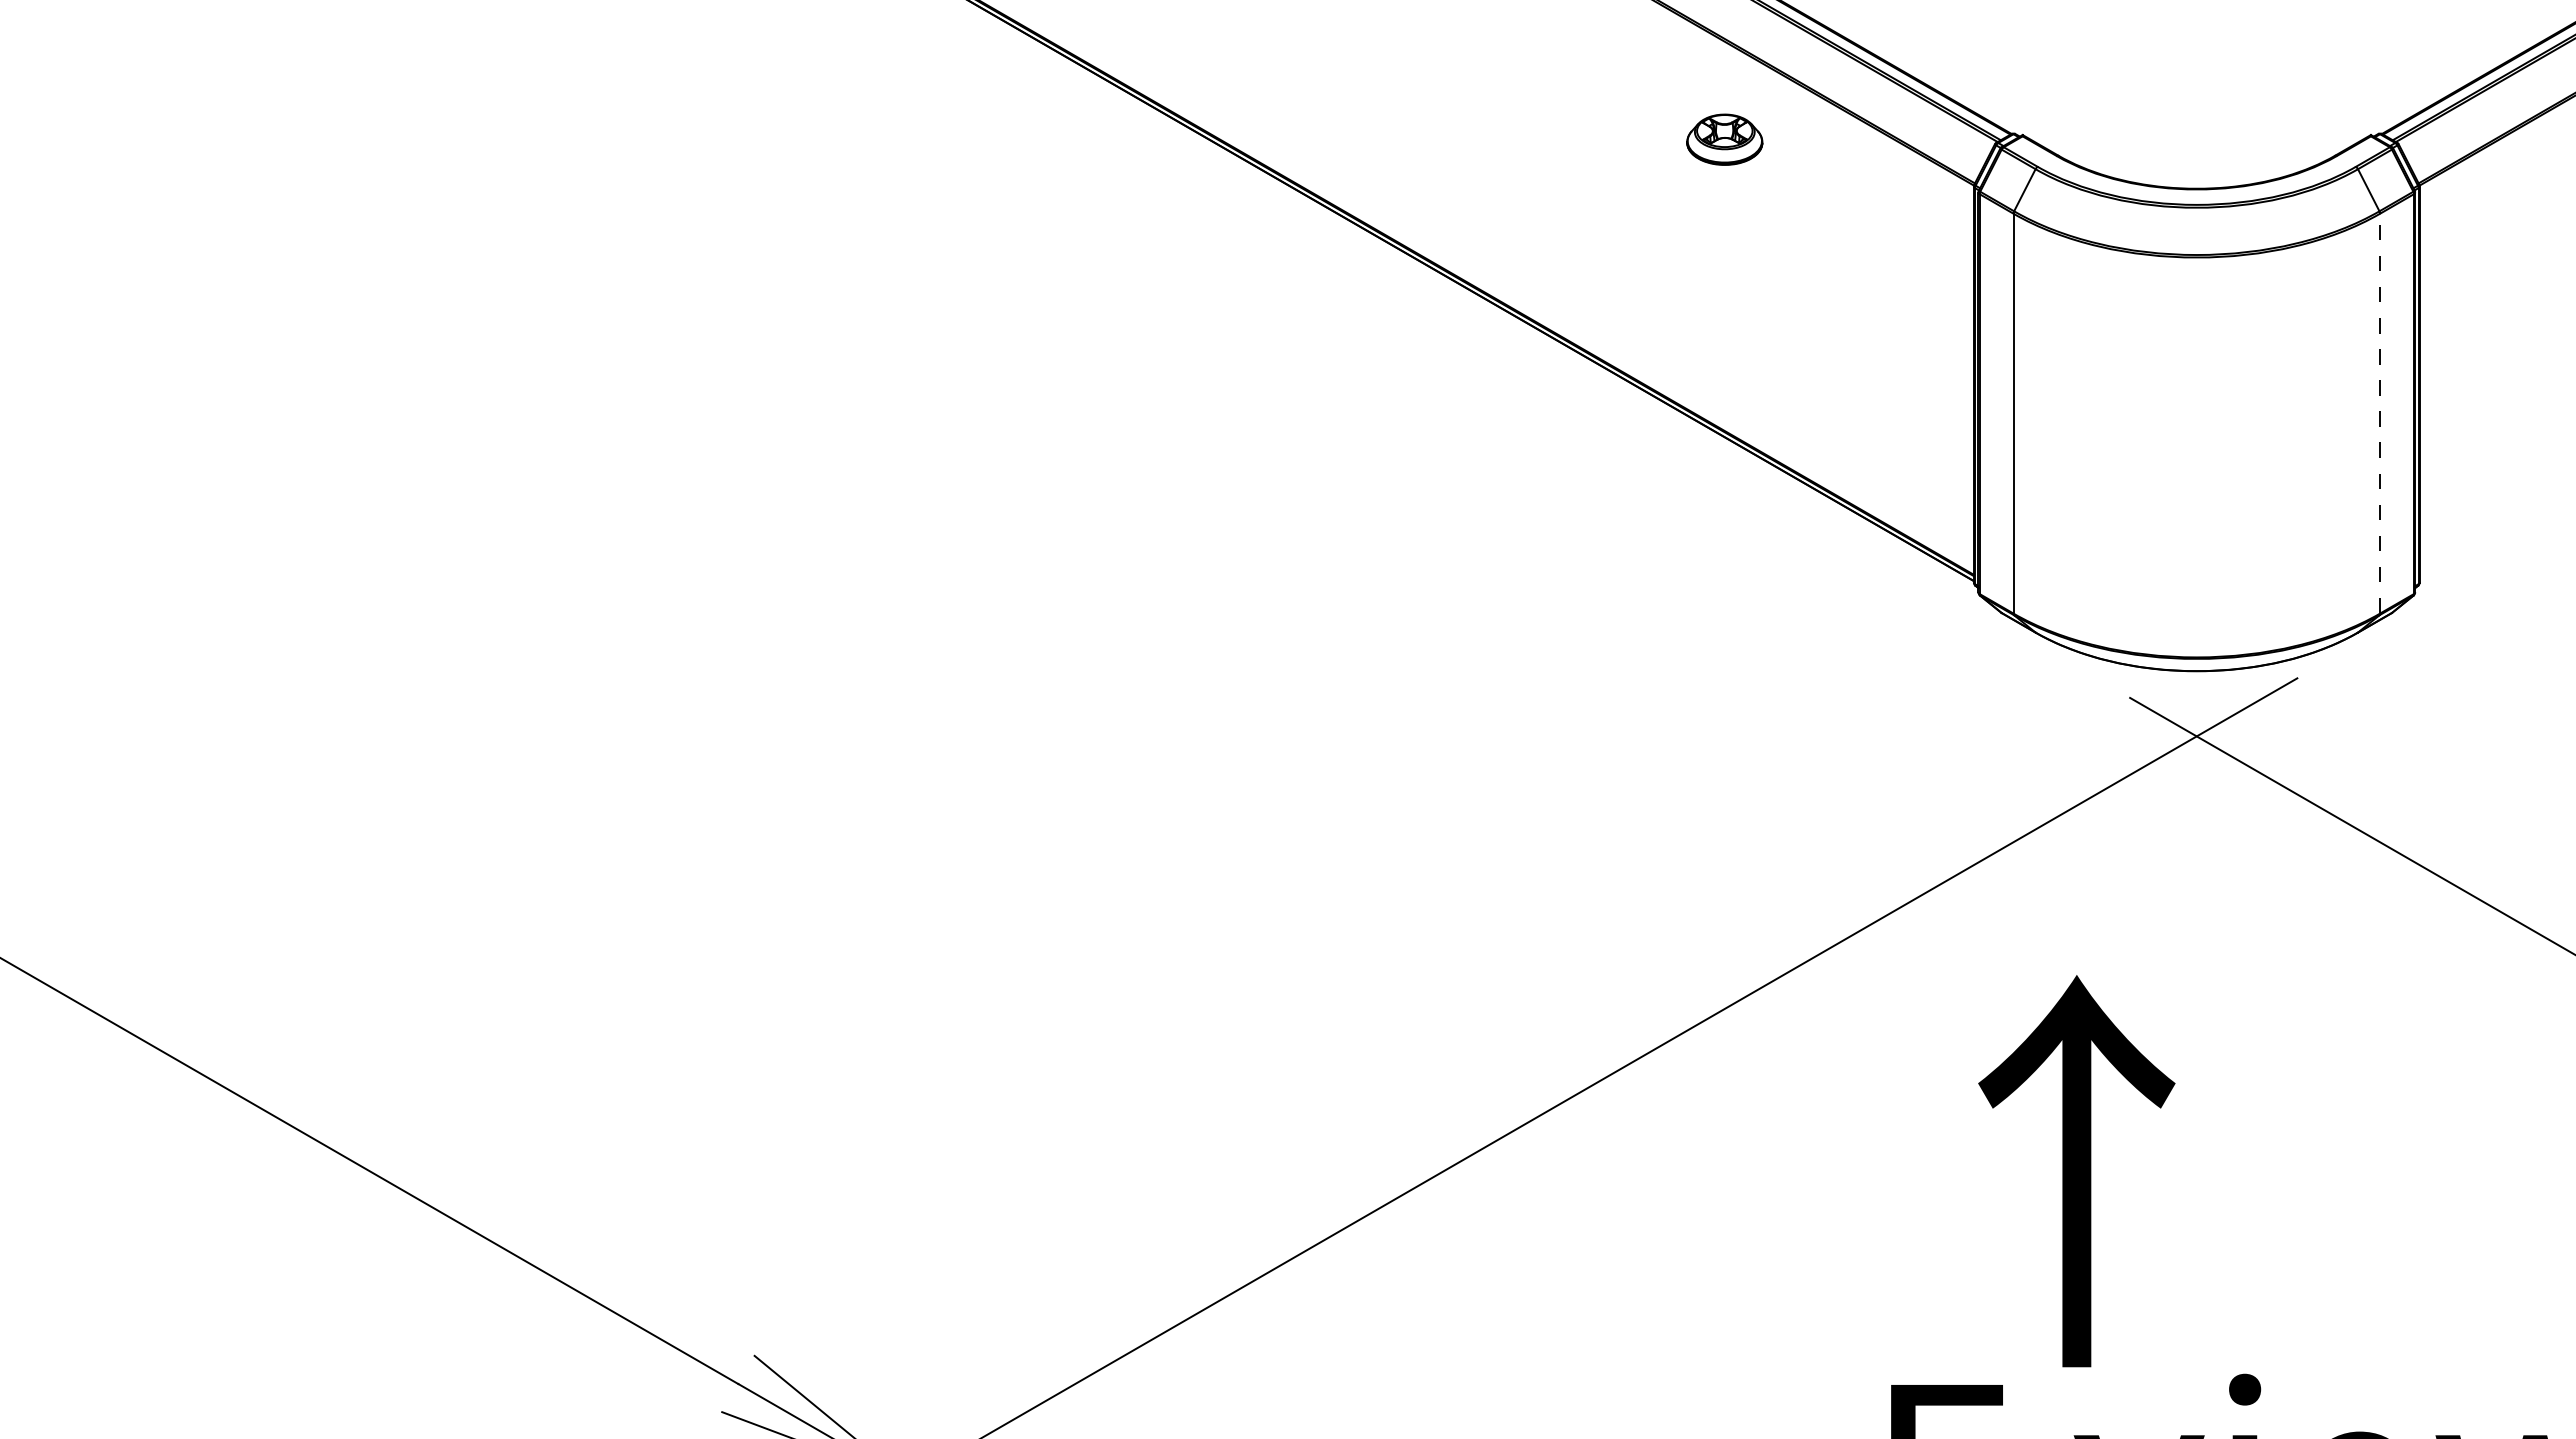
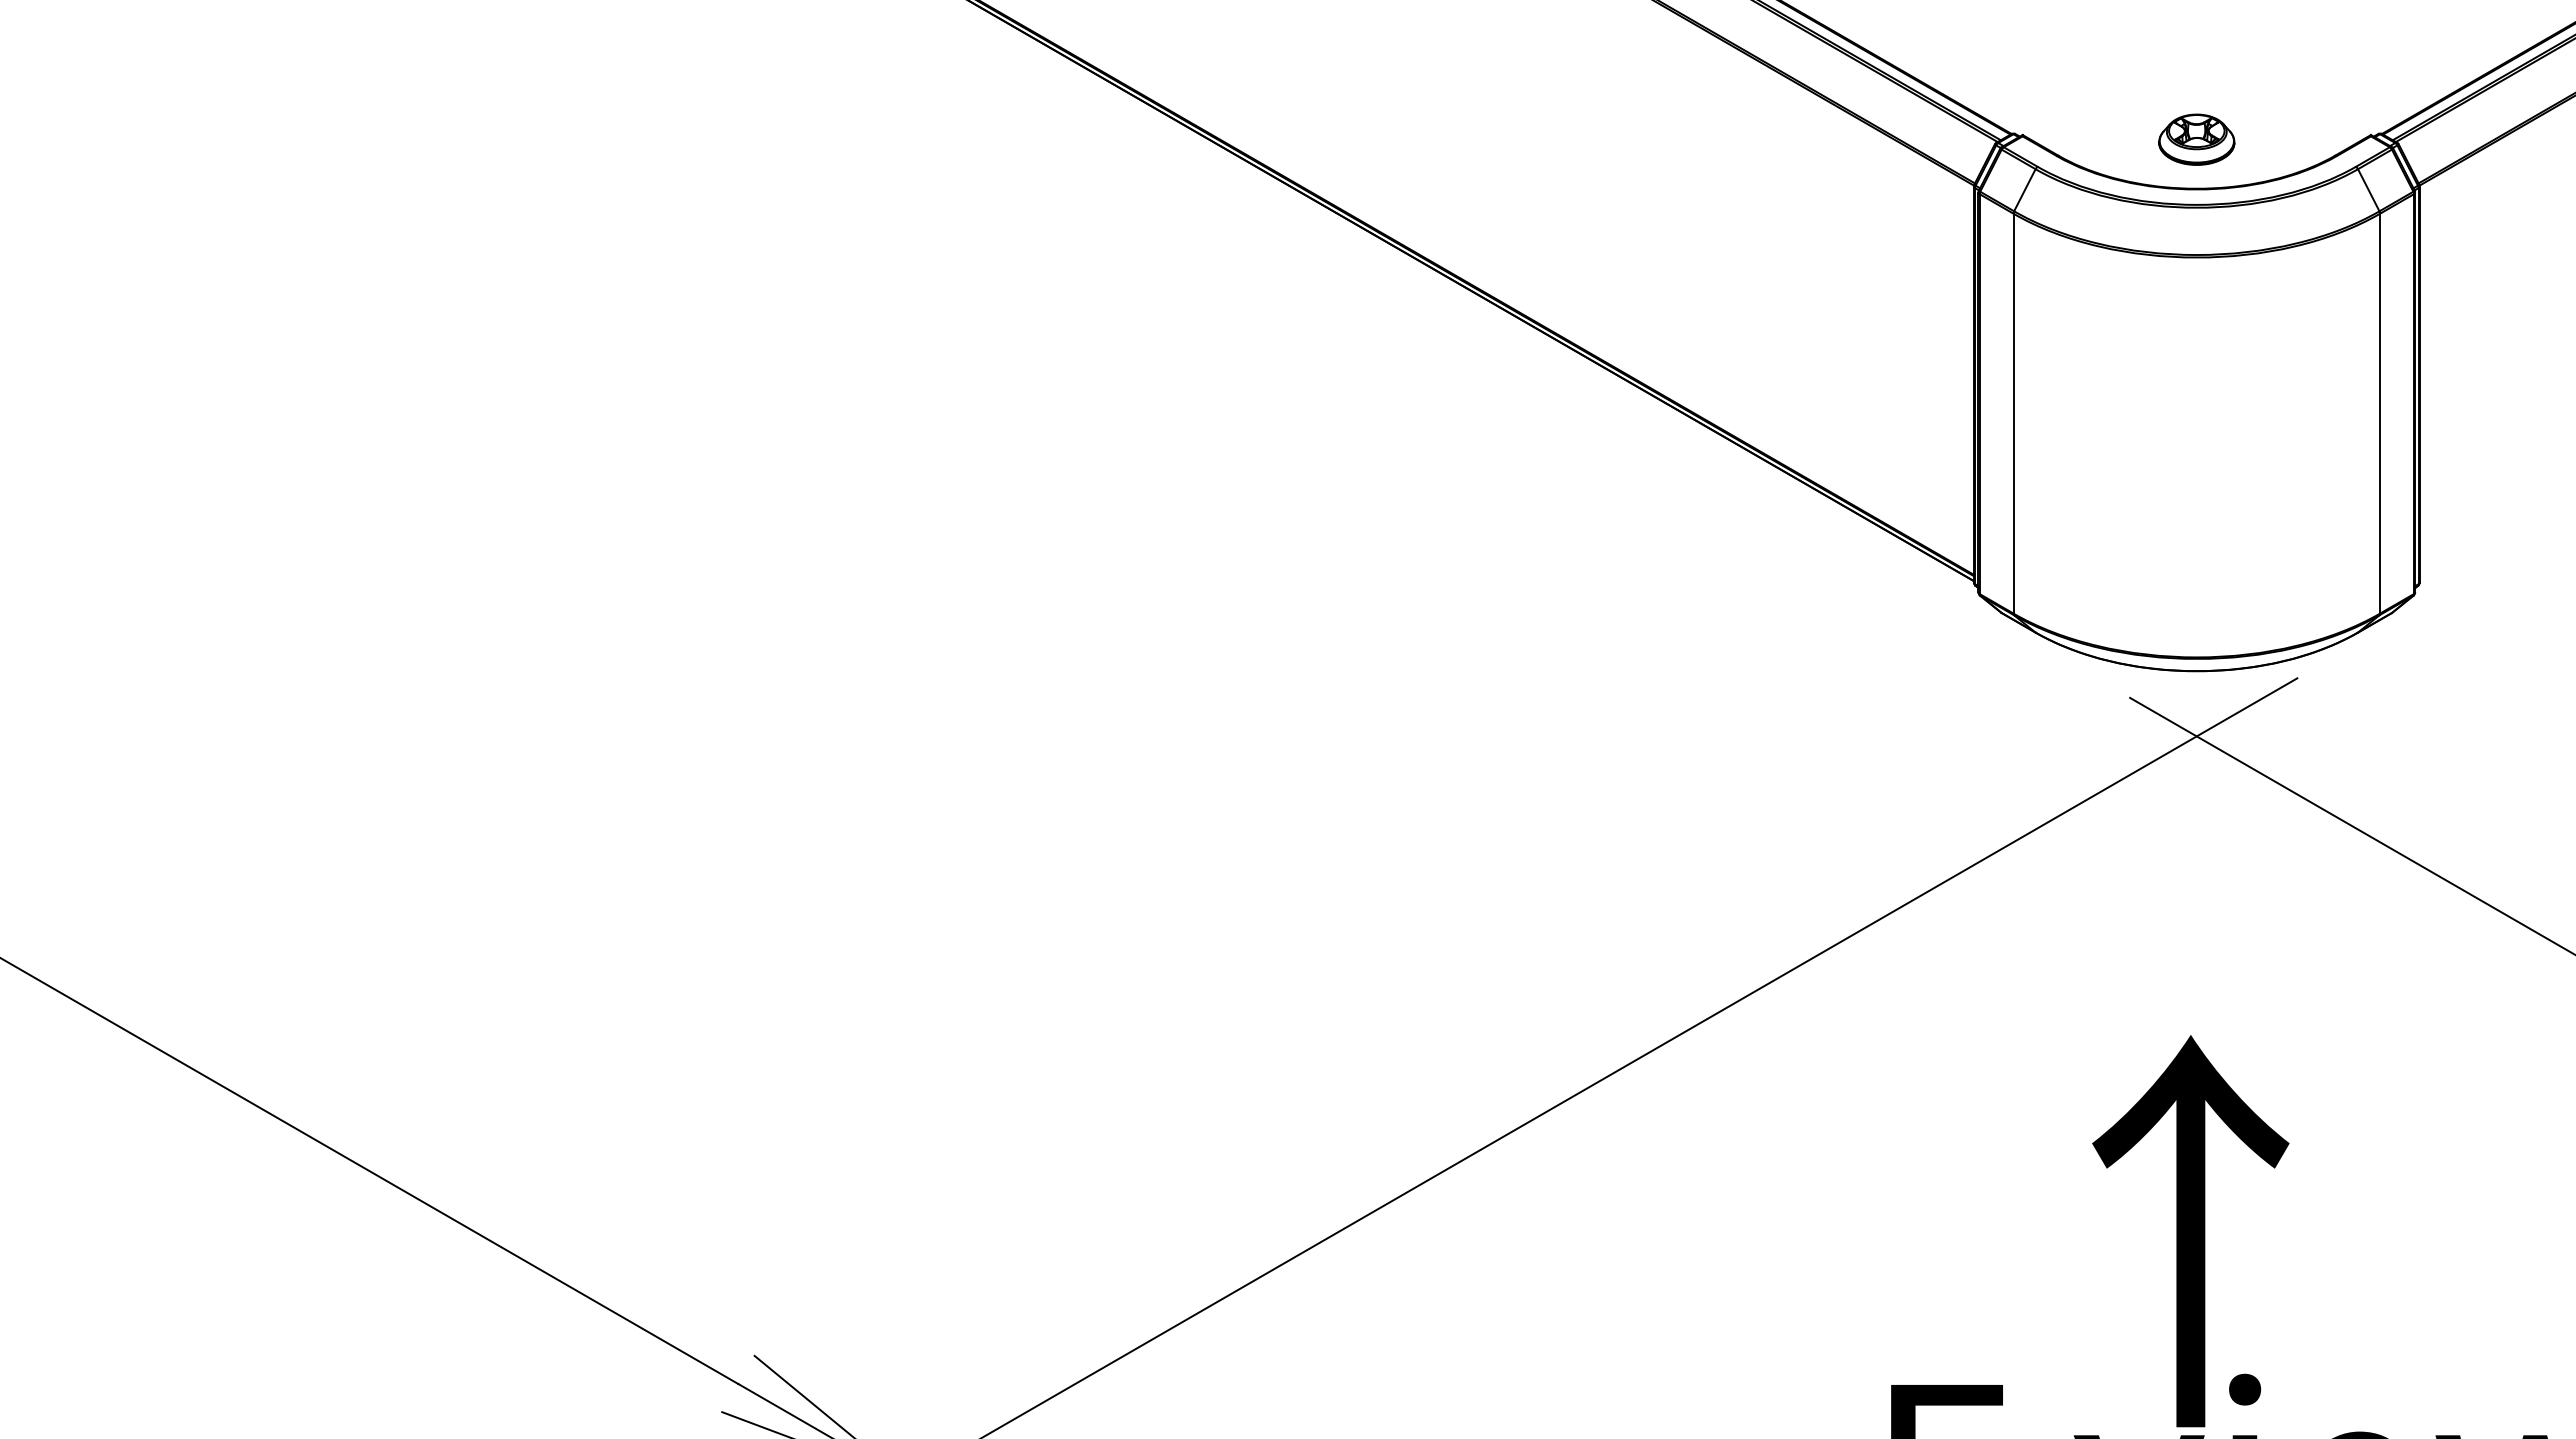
part position: (1724, 139) -> (2196, 139) (2196, 139)
line: dashed -> solid (2380, 413)
text position: (2076, 1171) -> (2190, 1231) (2190, 1231)
